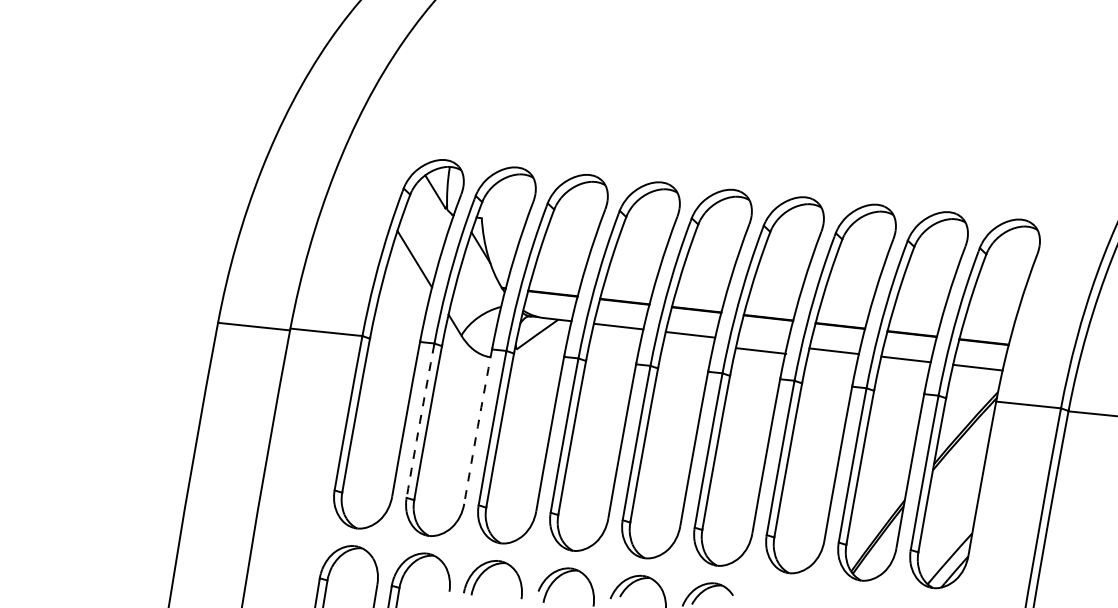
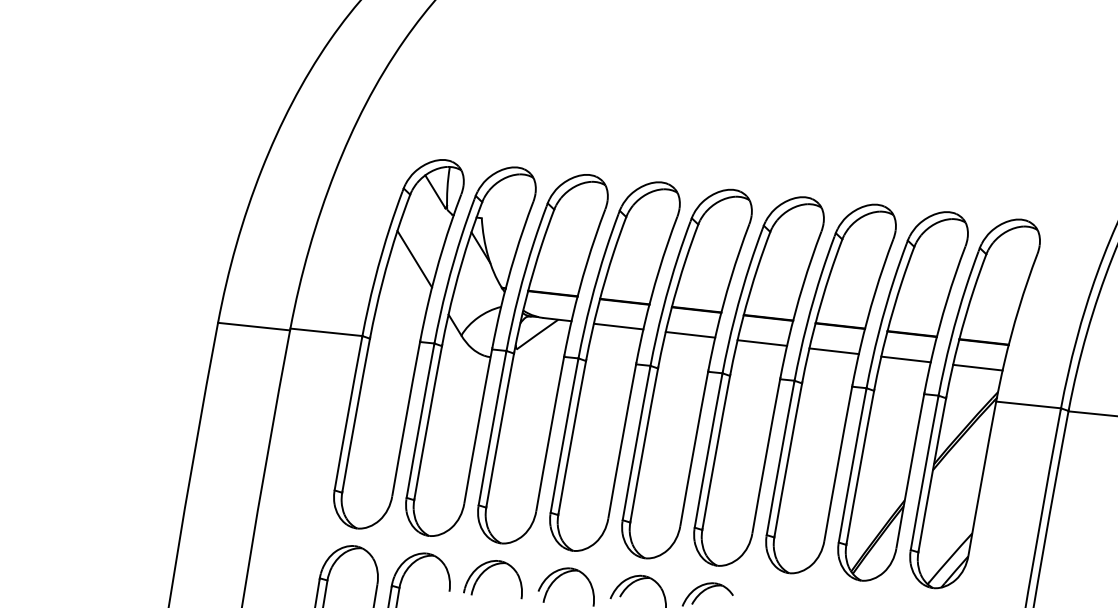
line position: (761, 350) -> (762, 342) (762, 342)
arc: dashed -> solid (420, 421)
arc: dashed -> solid (477, 426)
